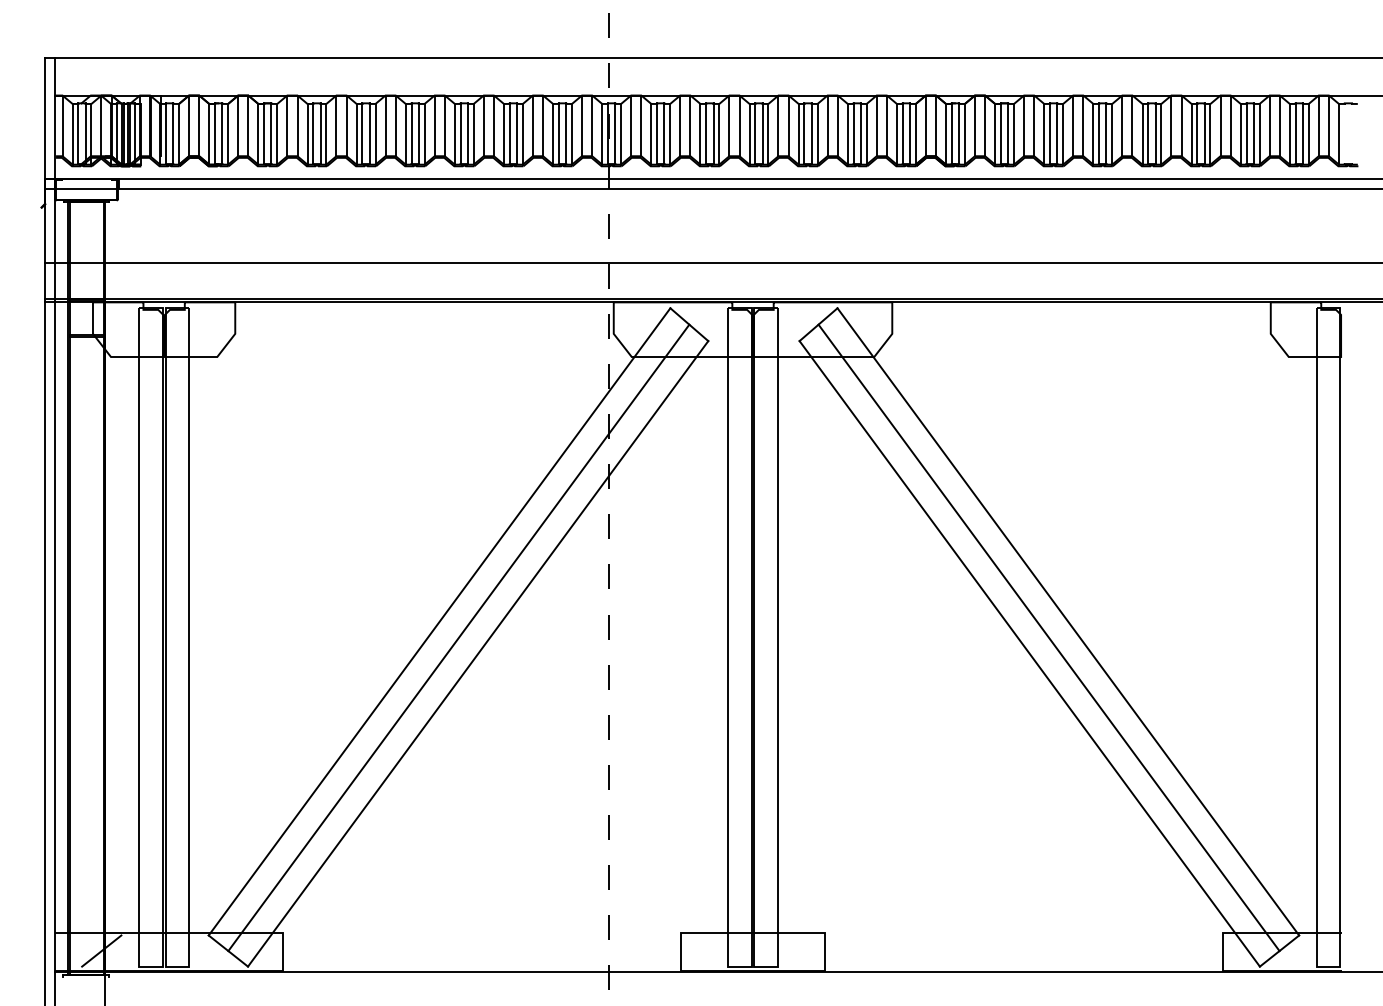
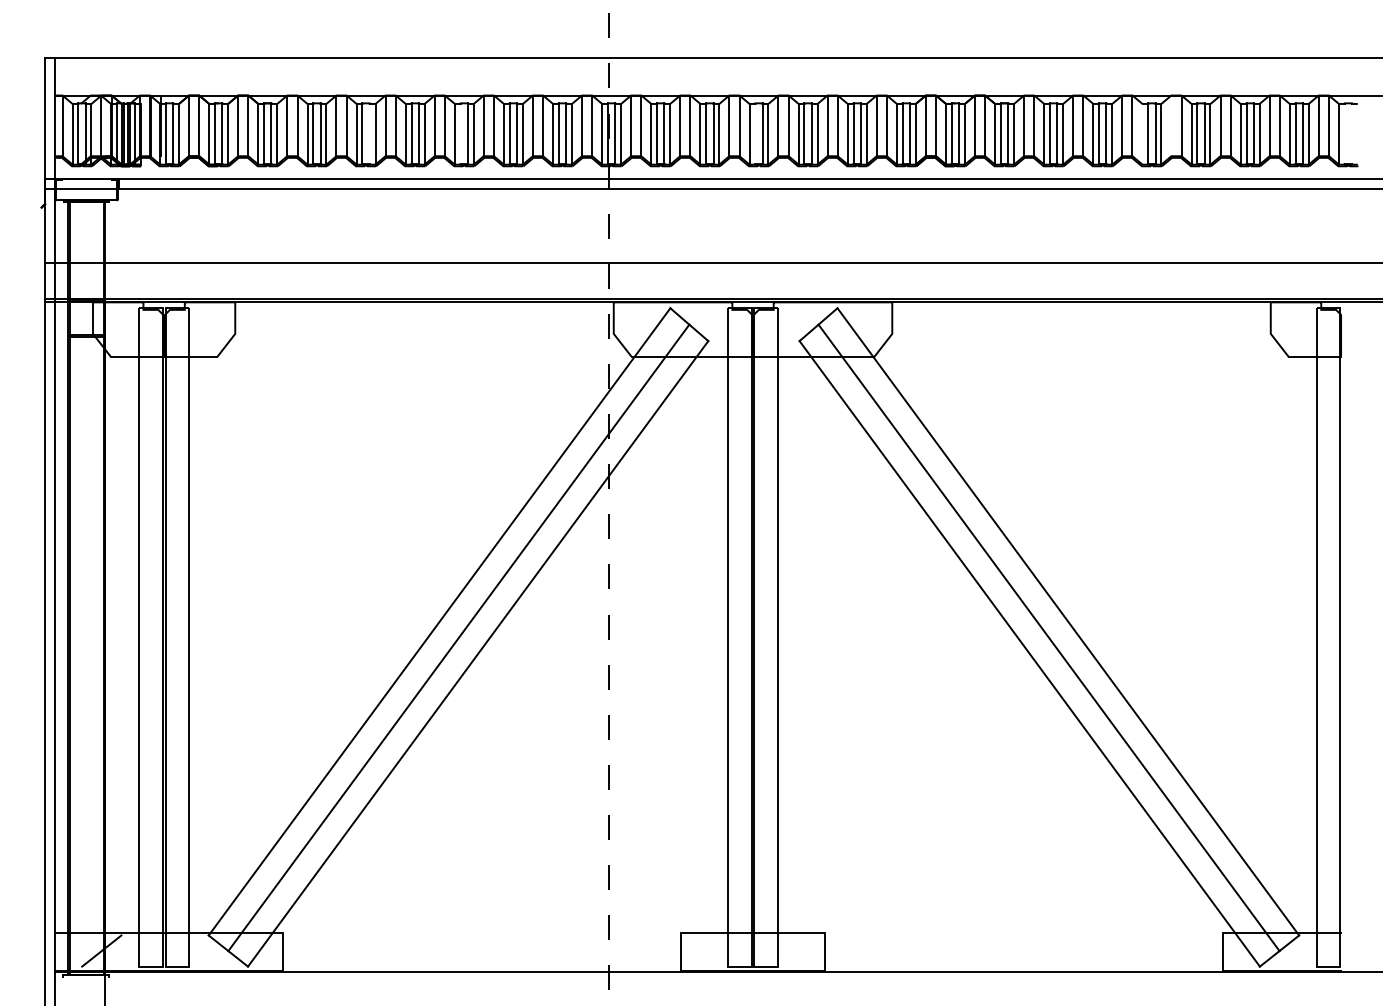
line: present -> none (1171, 125)
line: present -> none (369, 133)
line: present -> none (460, 133)
line: present -> none (755, 133)
line: present -> none (1142, 133)
